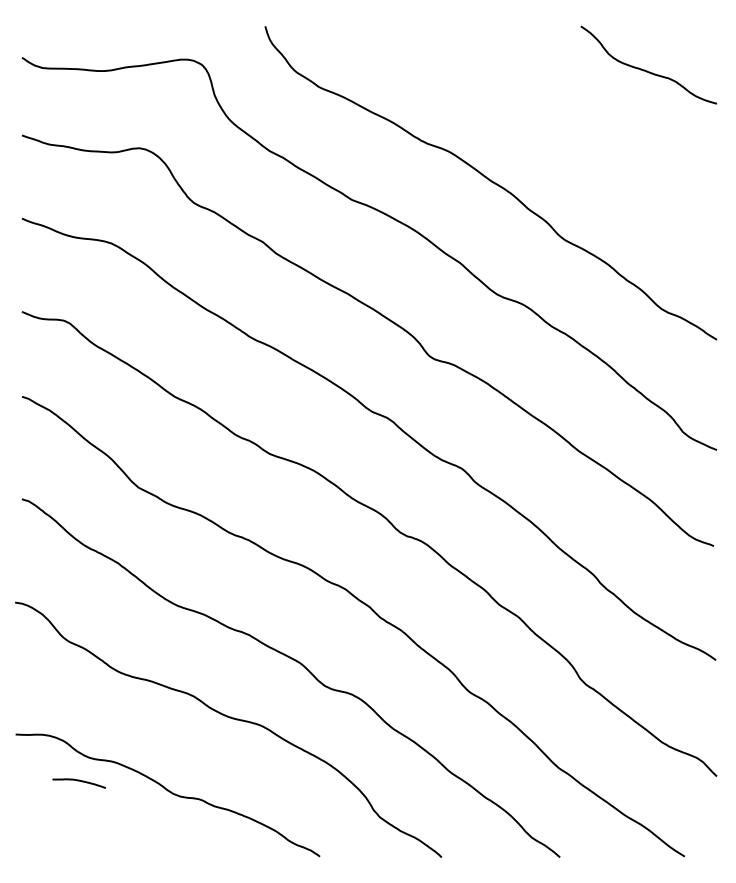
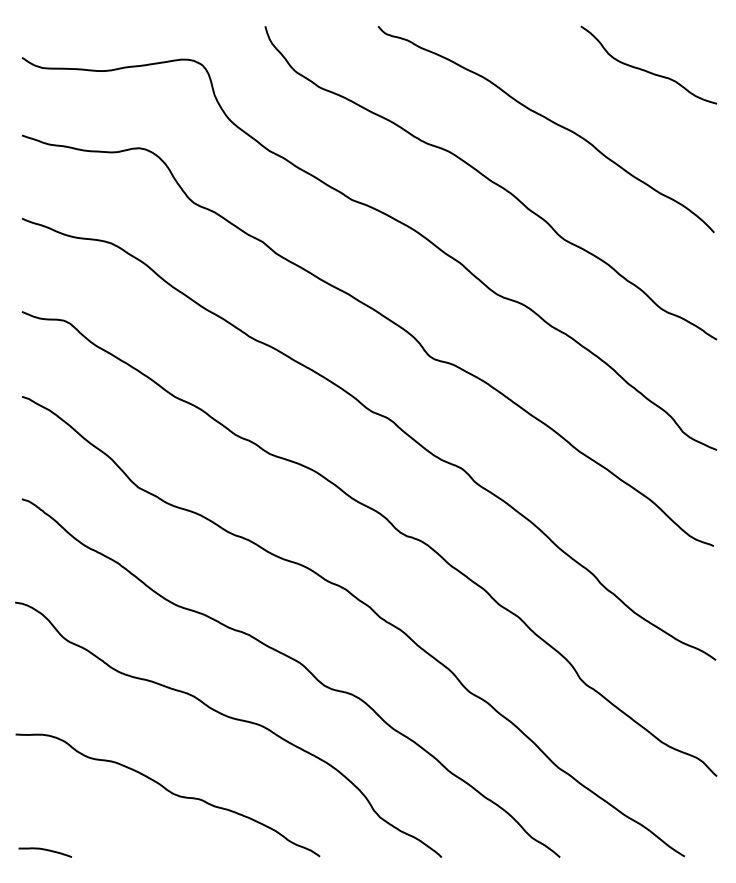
curve: none -> present (549, 121)
curve position: (78, 781) -> (44, 850) (44, 850)
